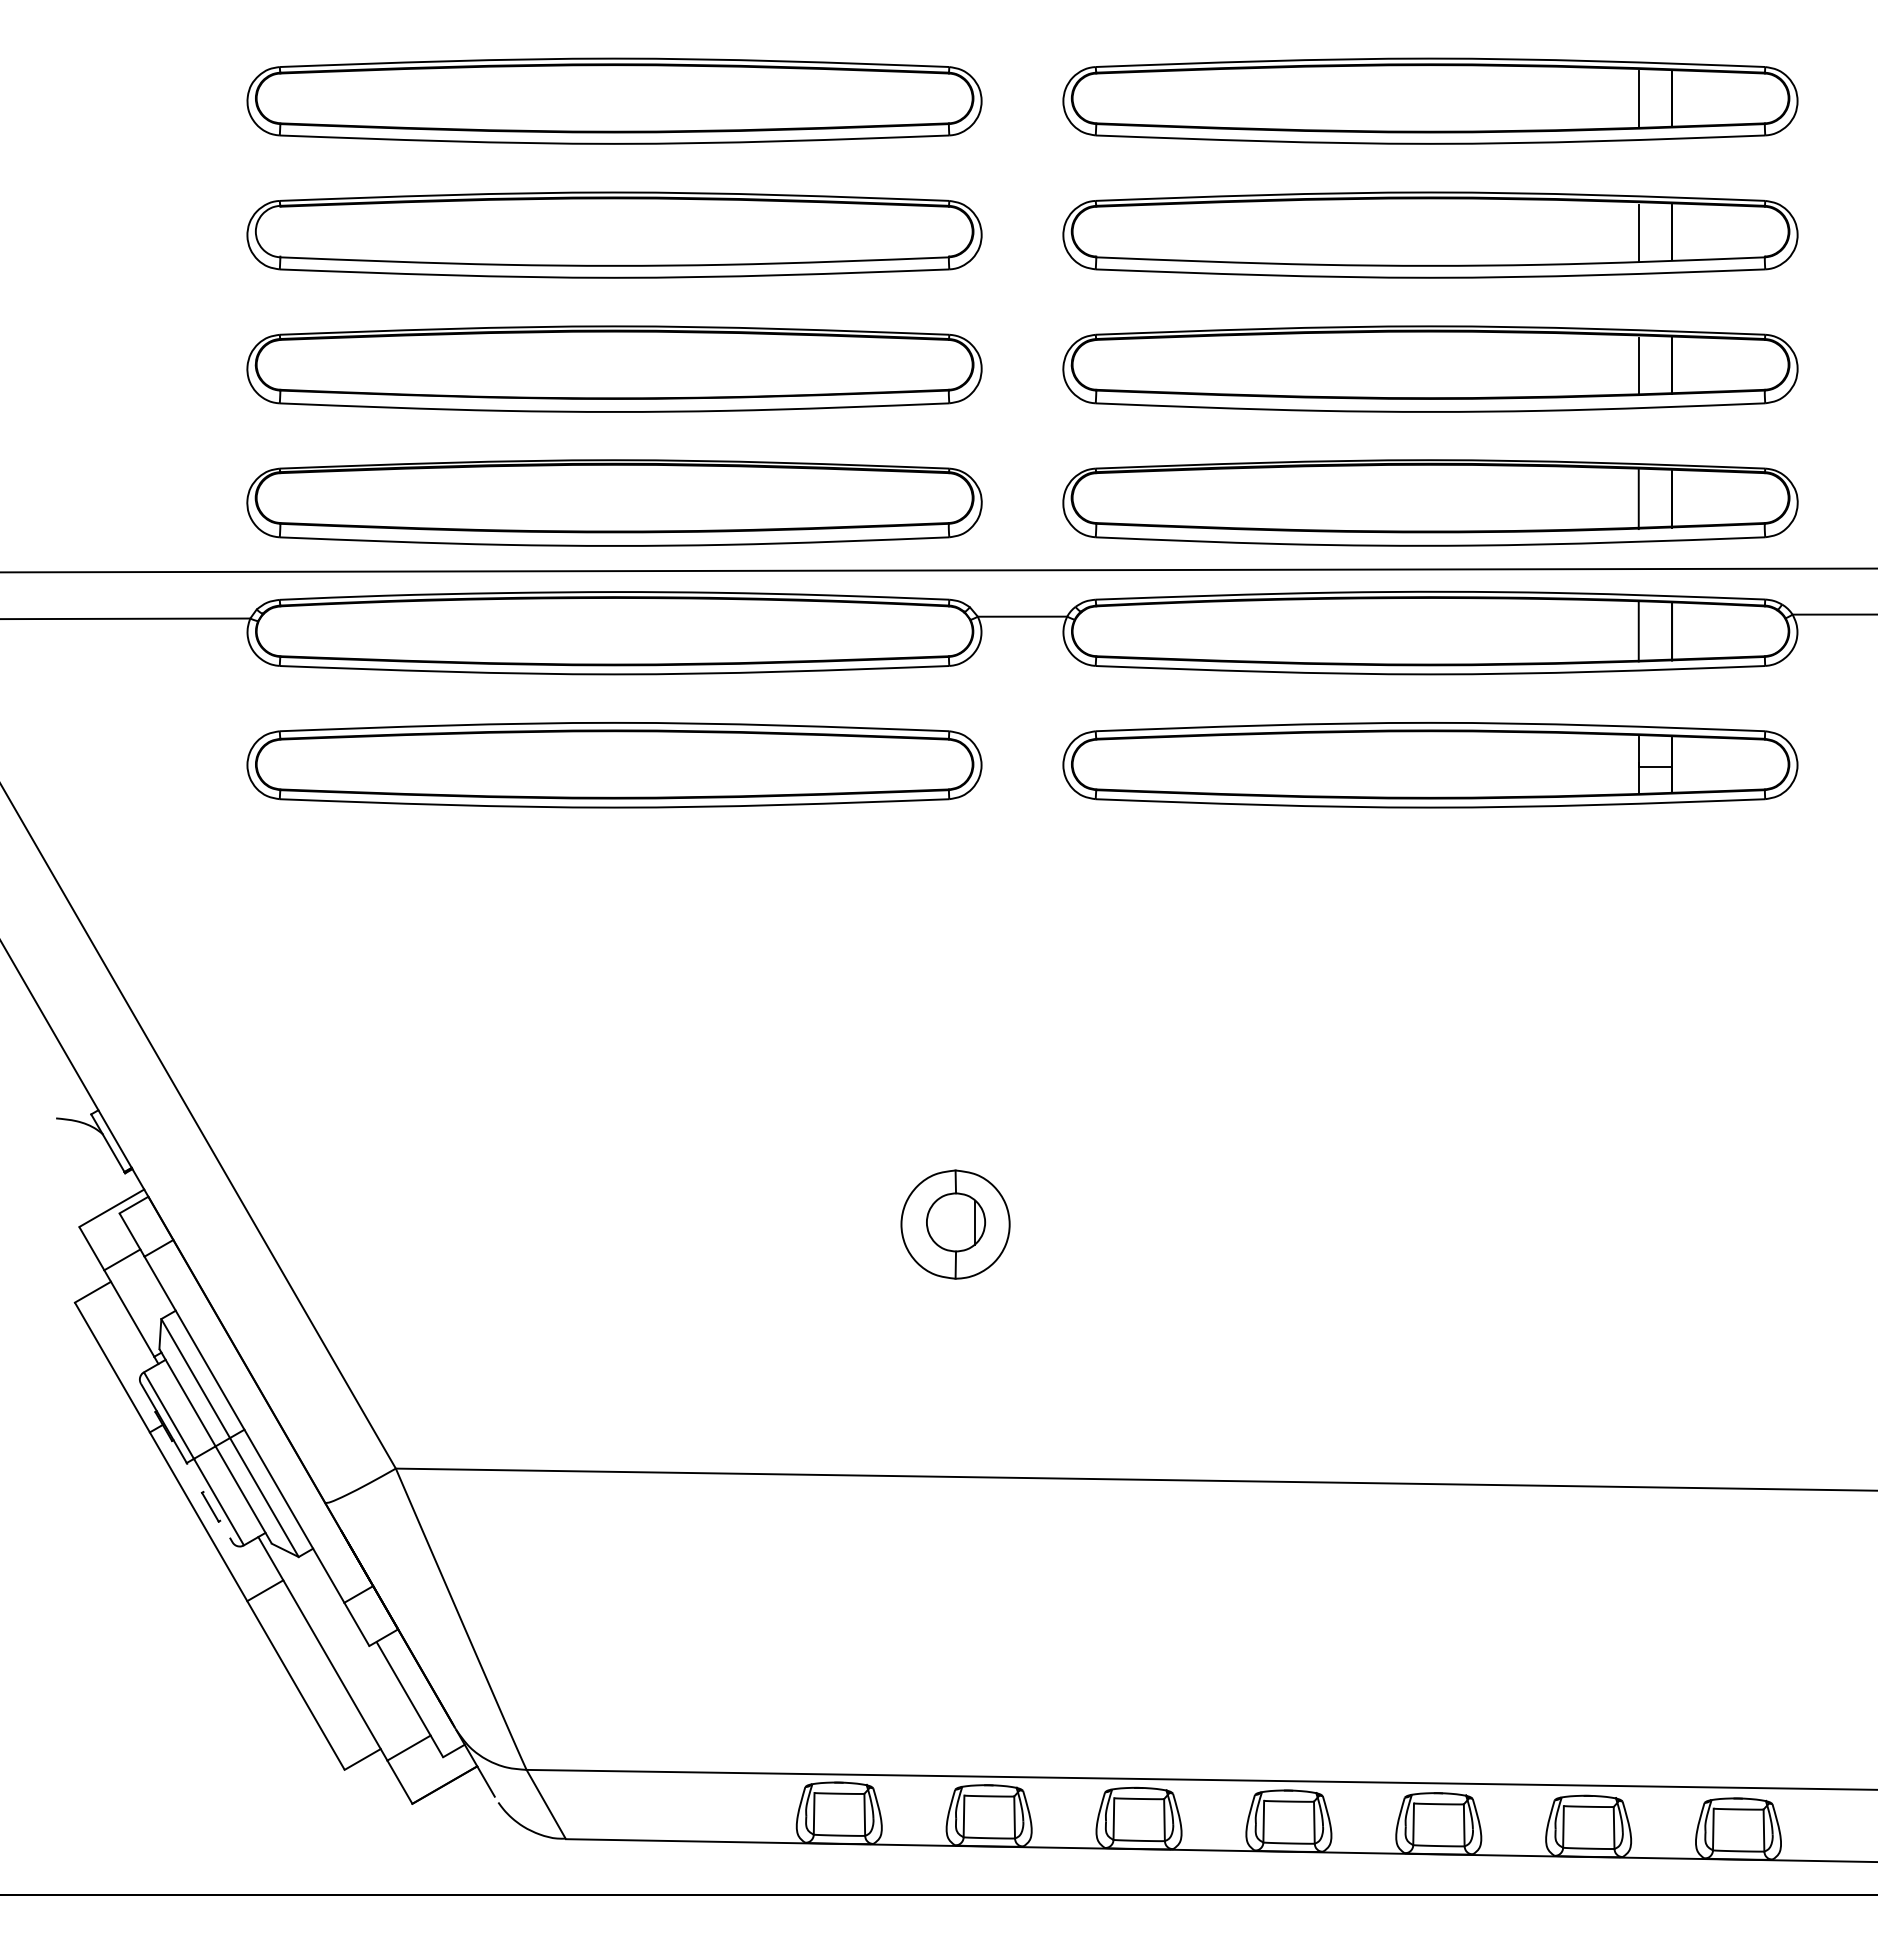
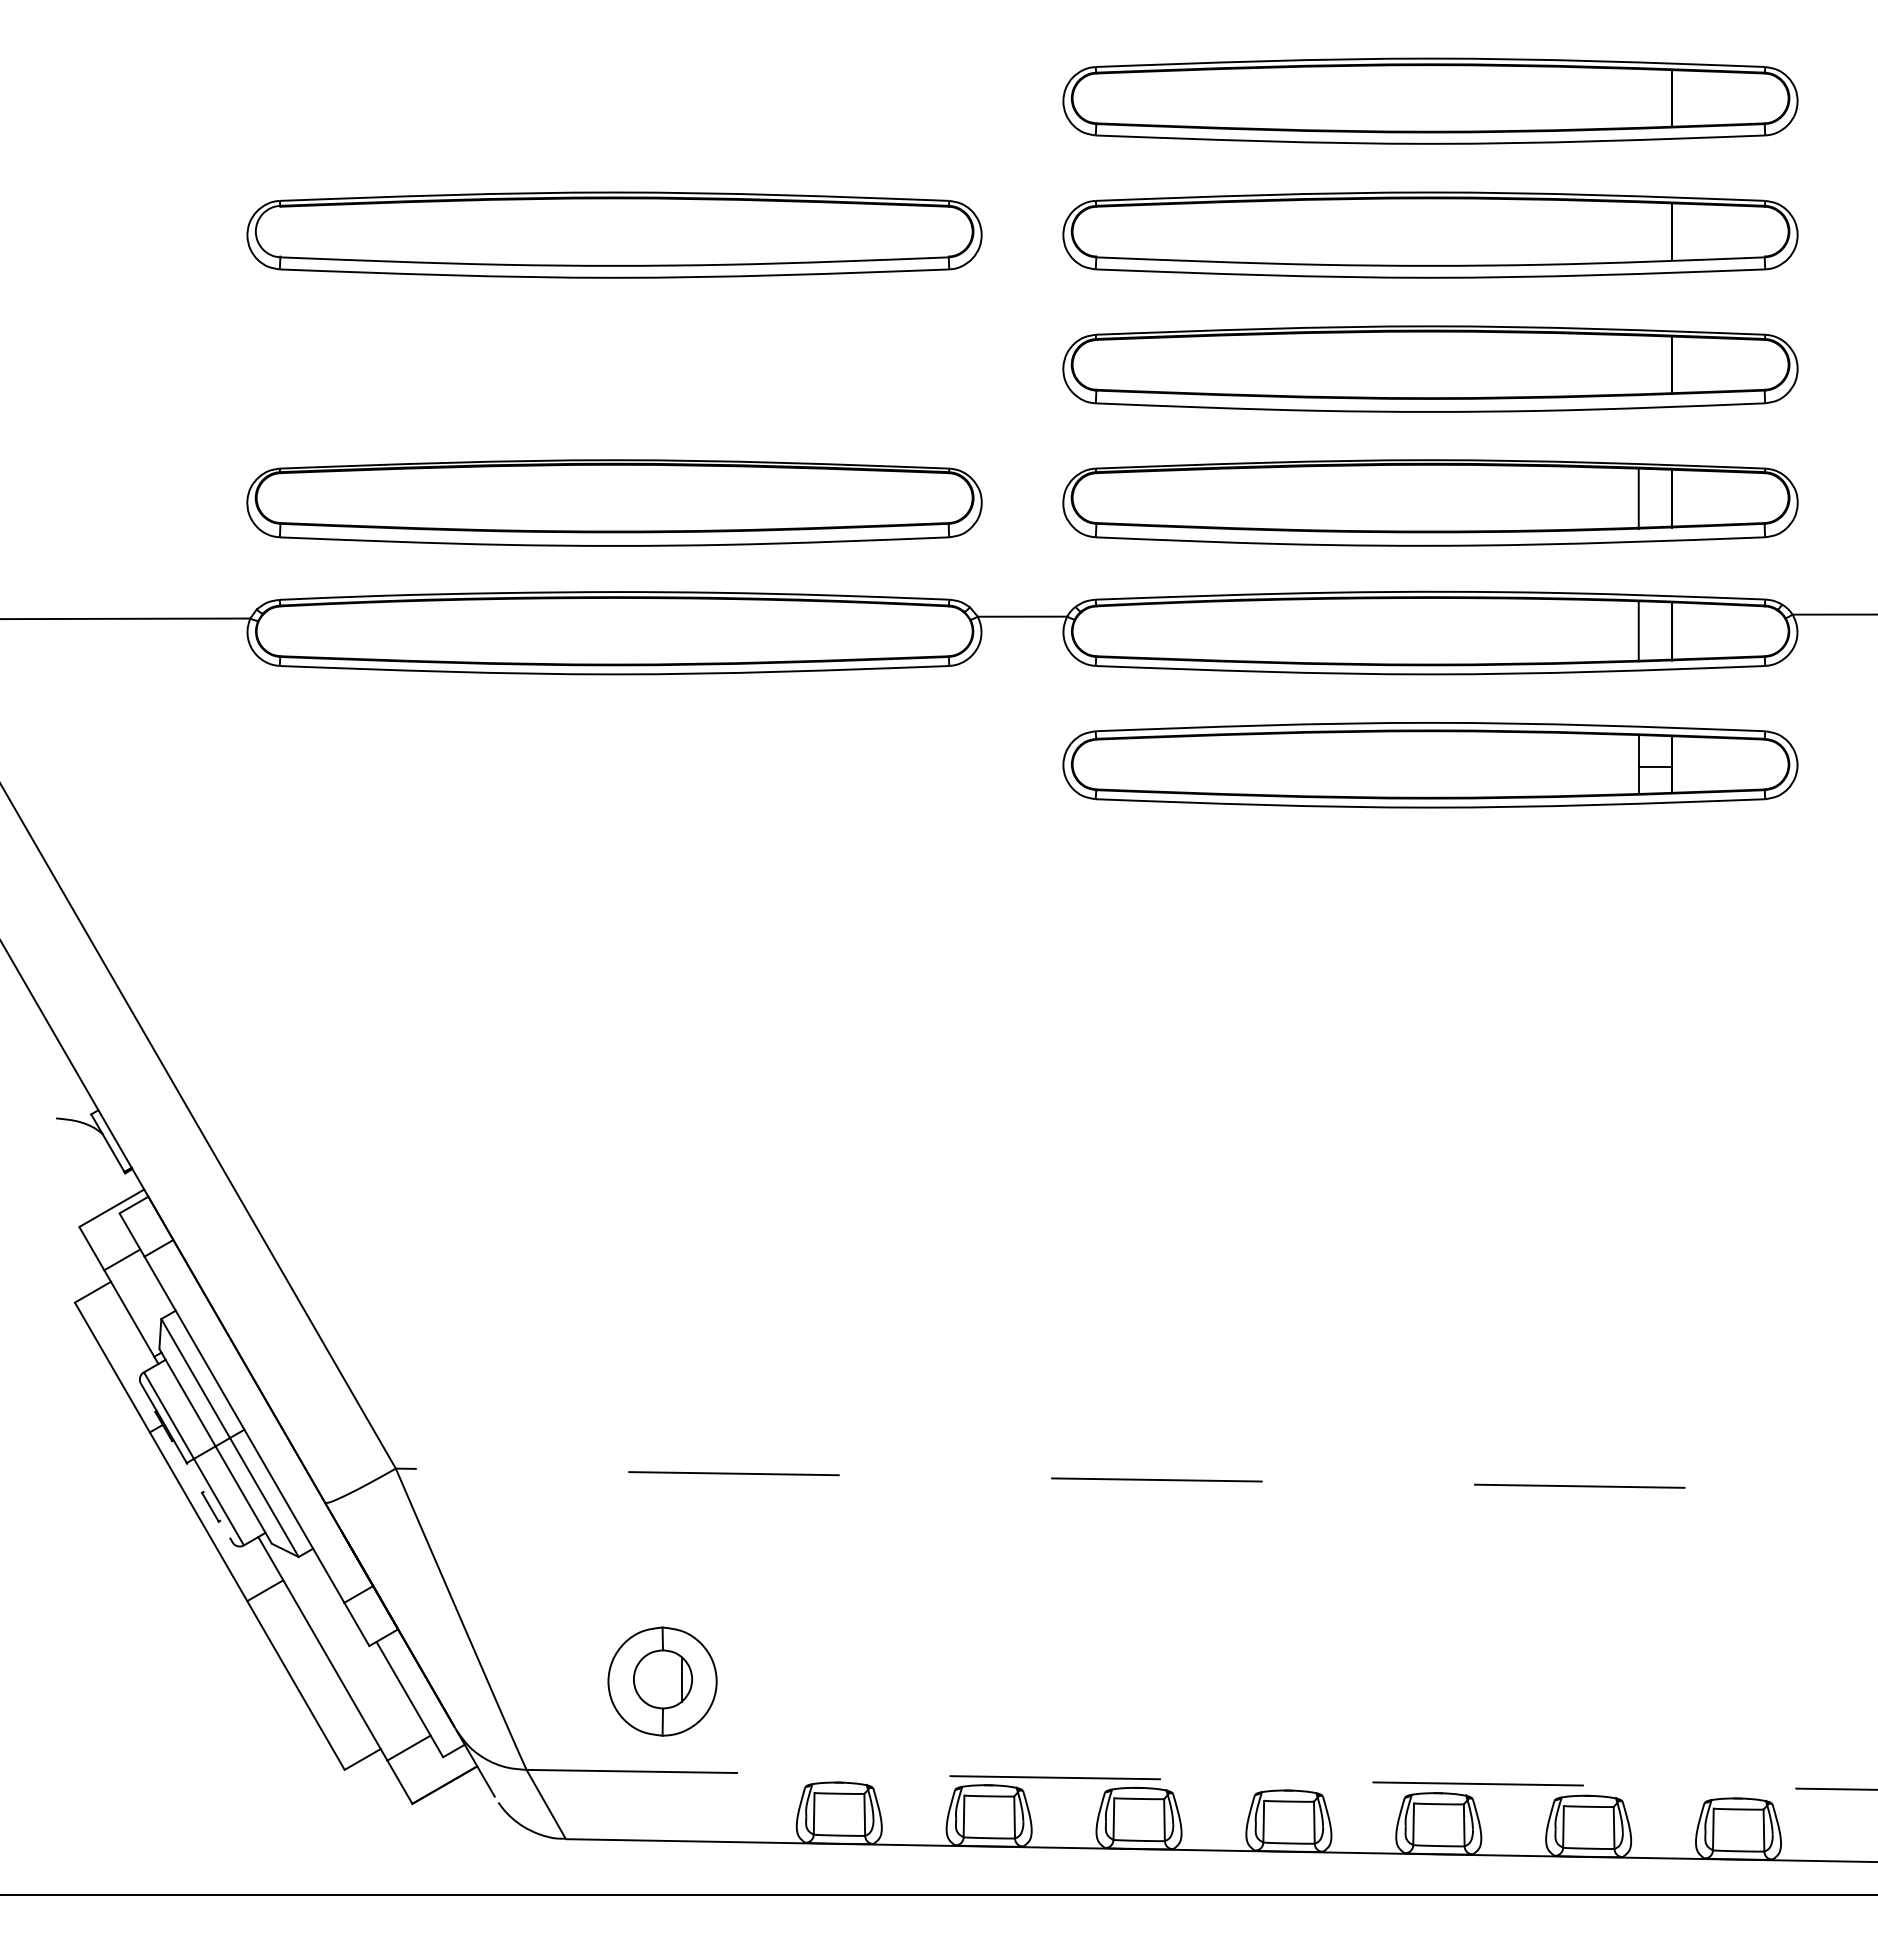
line: present -> none (1638, 99)
part: present -> none (614, 100)
line: present -> none (1638, 232)
line: present -> none (1638, 365)
part: present -> none (614, 368)
line: present -> none (938, 570)
part: present -> none (614, 765)
part position: (955, 1224) -> (662, 1681) (662, 1681)
line: solid -> dashed (1136, 1479)
line: solid -> dashed (1202, 1779)
